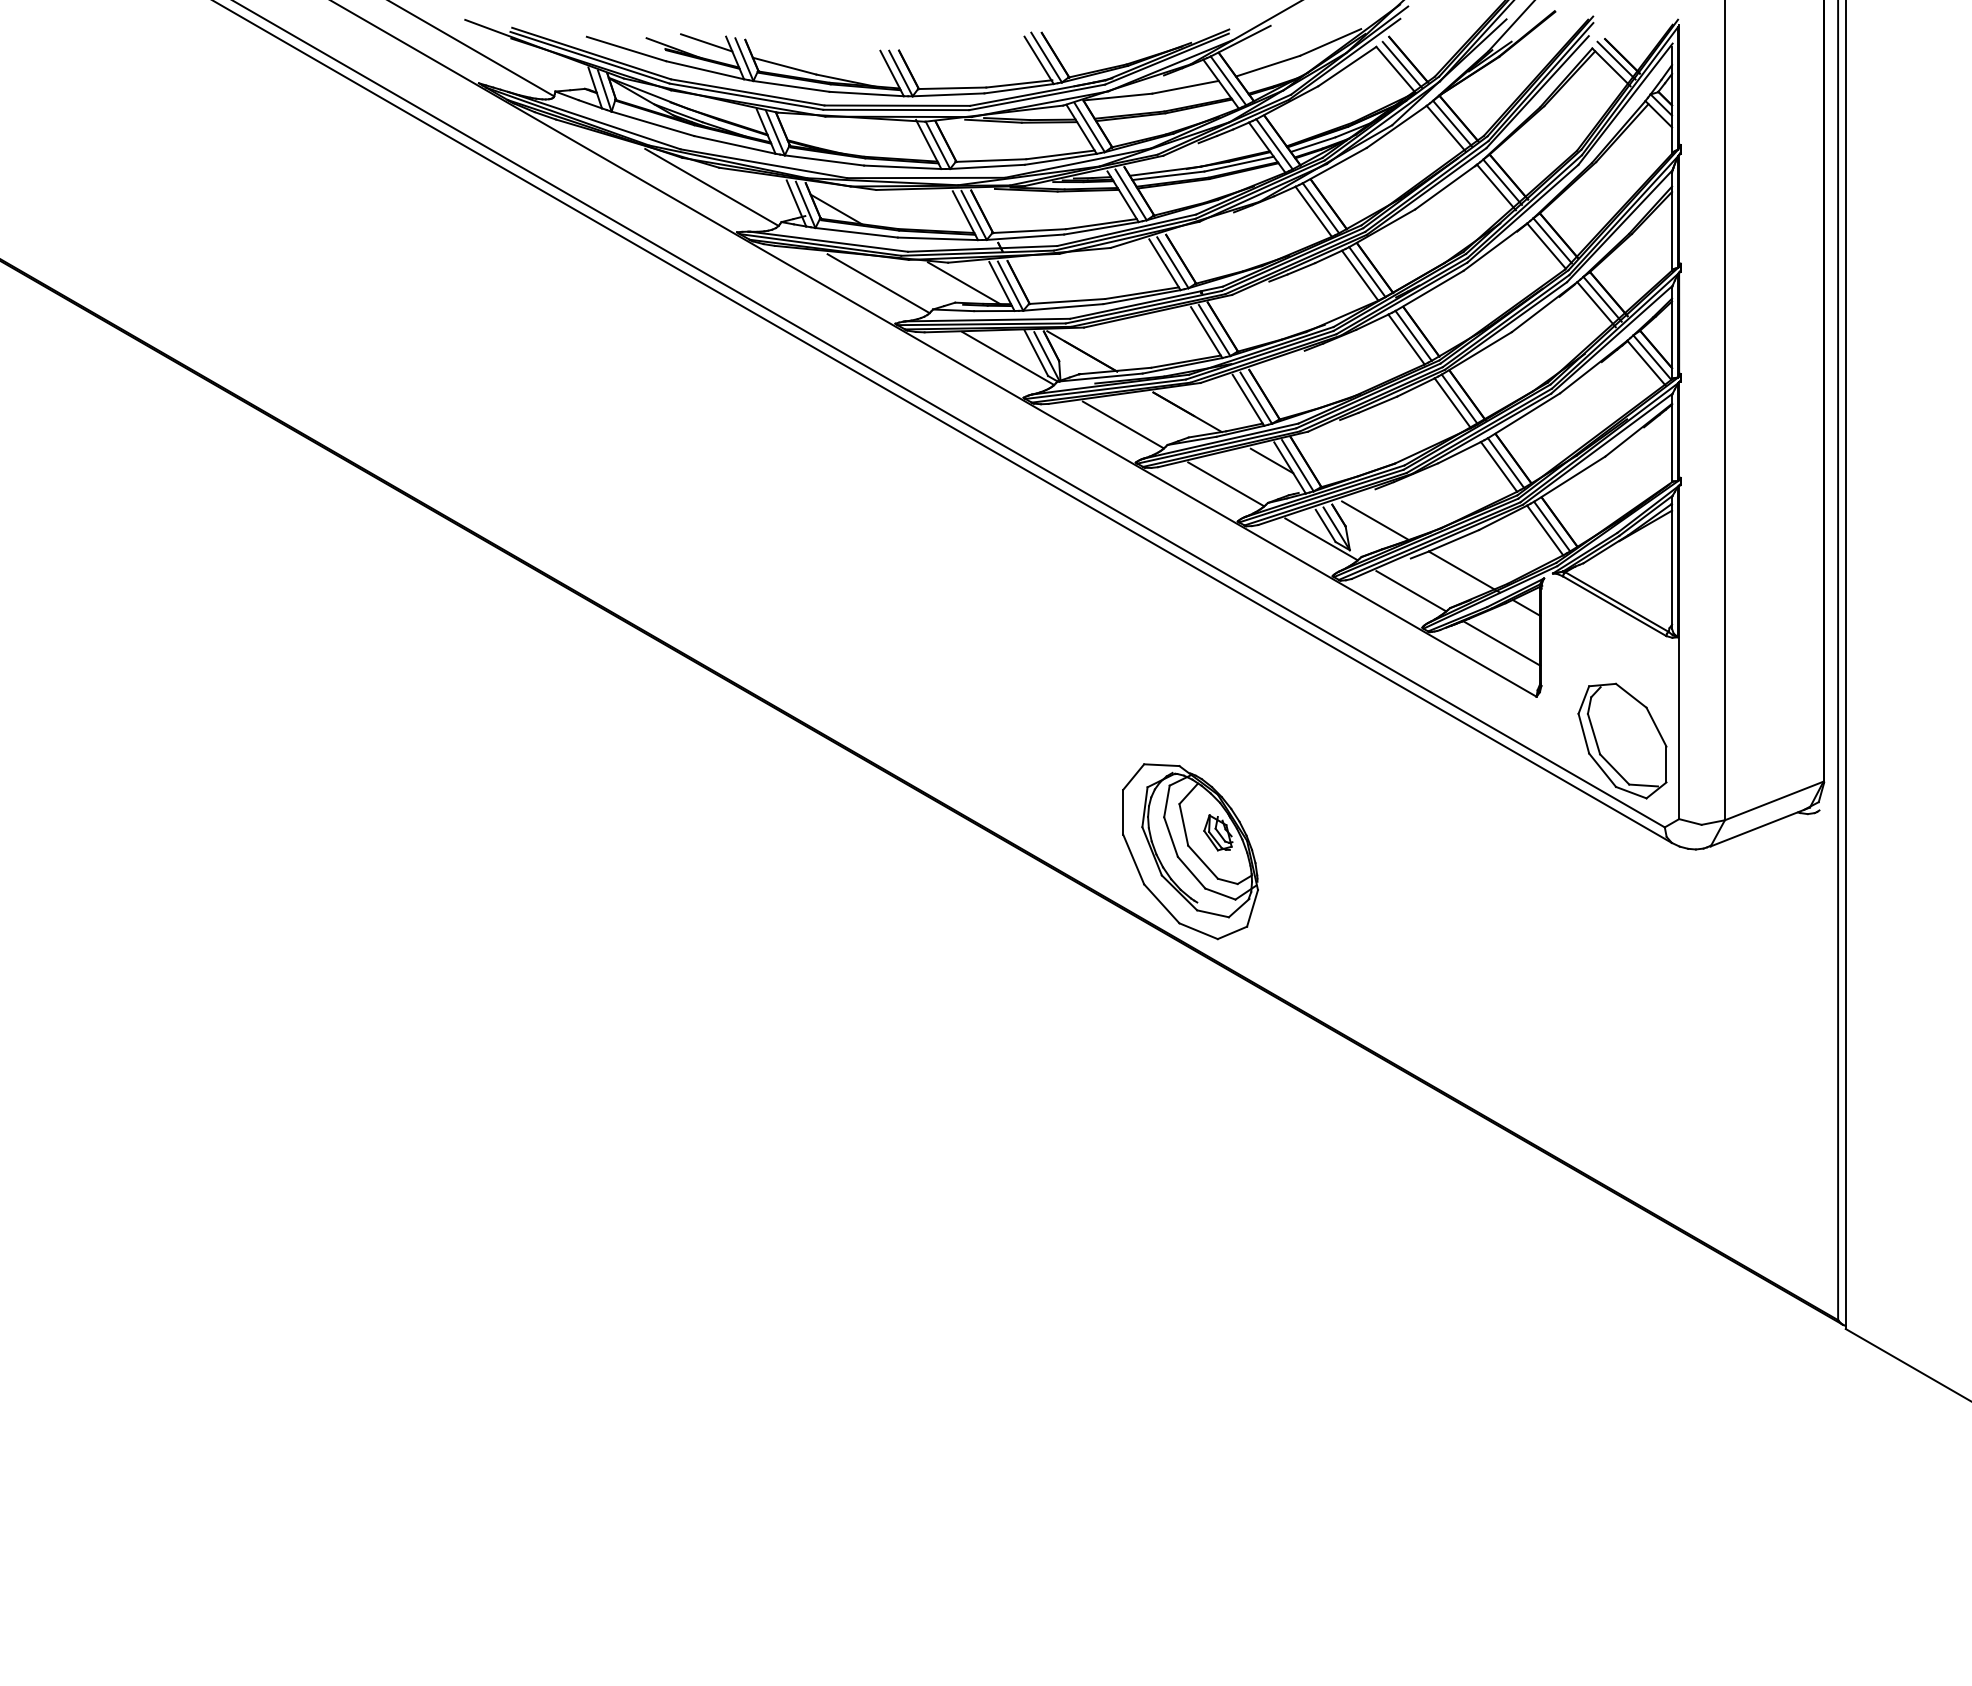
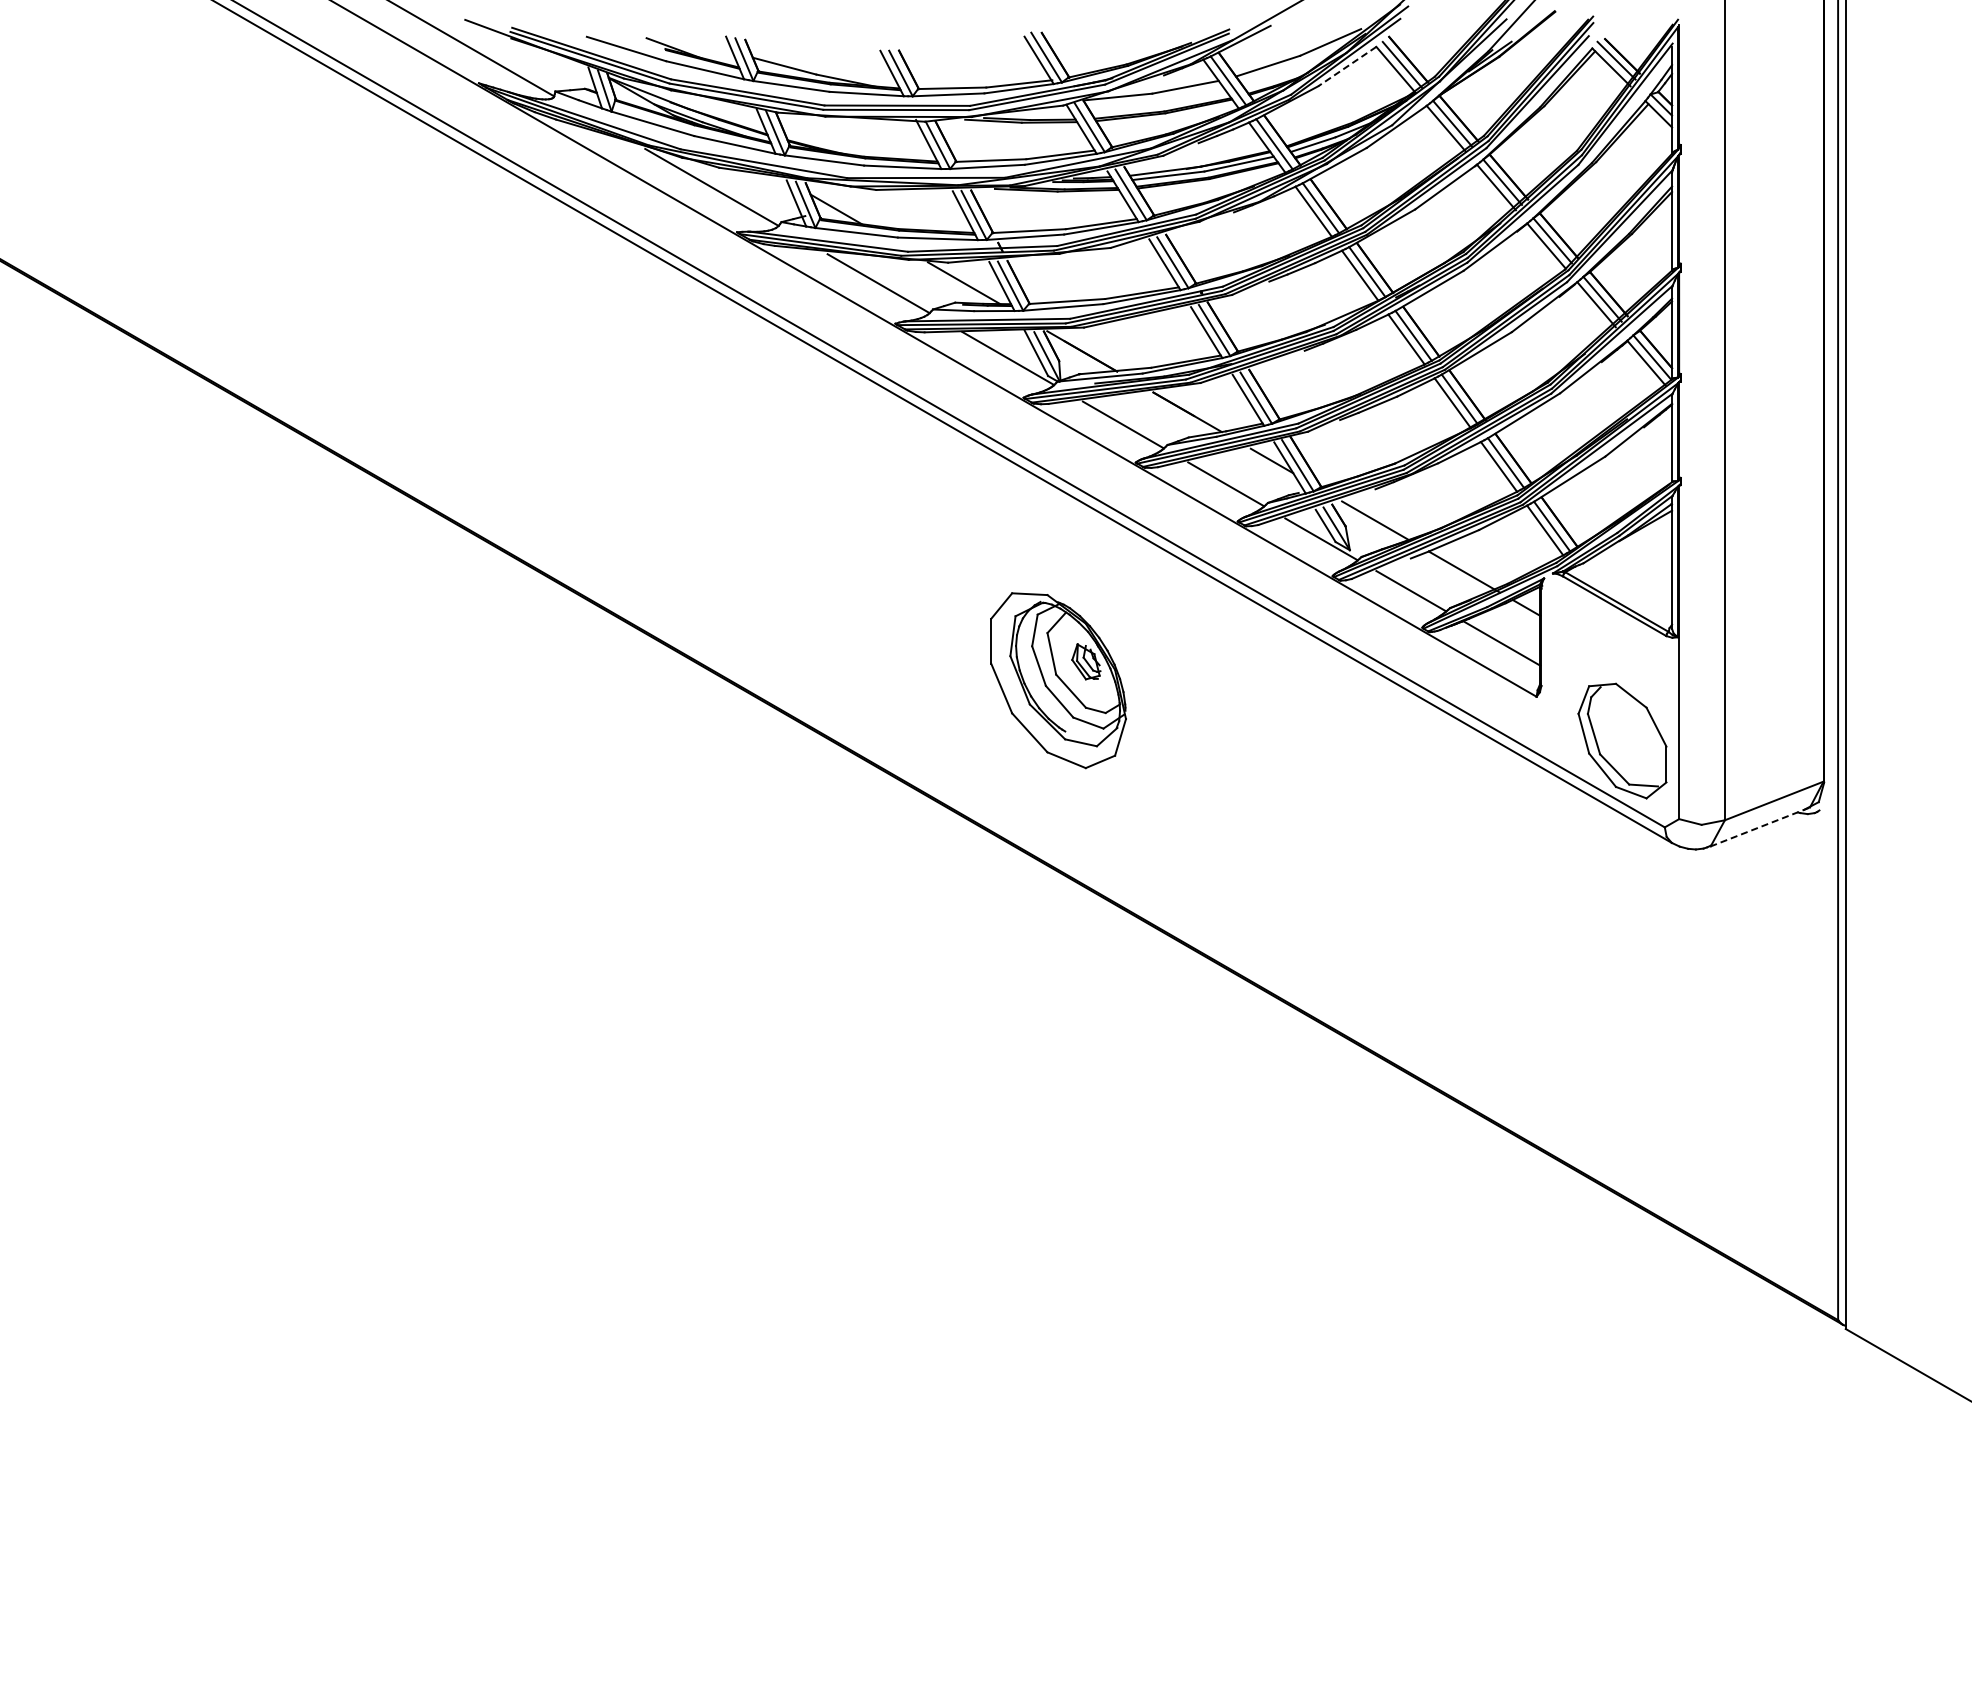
line: present -> none (706, 42)
line: solid -> dashed (1346, 66)
line: solid -> dashed (1760, 826)
part position: (1190, 851) -> (1058, 680) (1058, 680)
